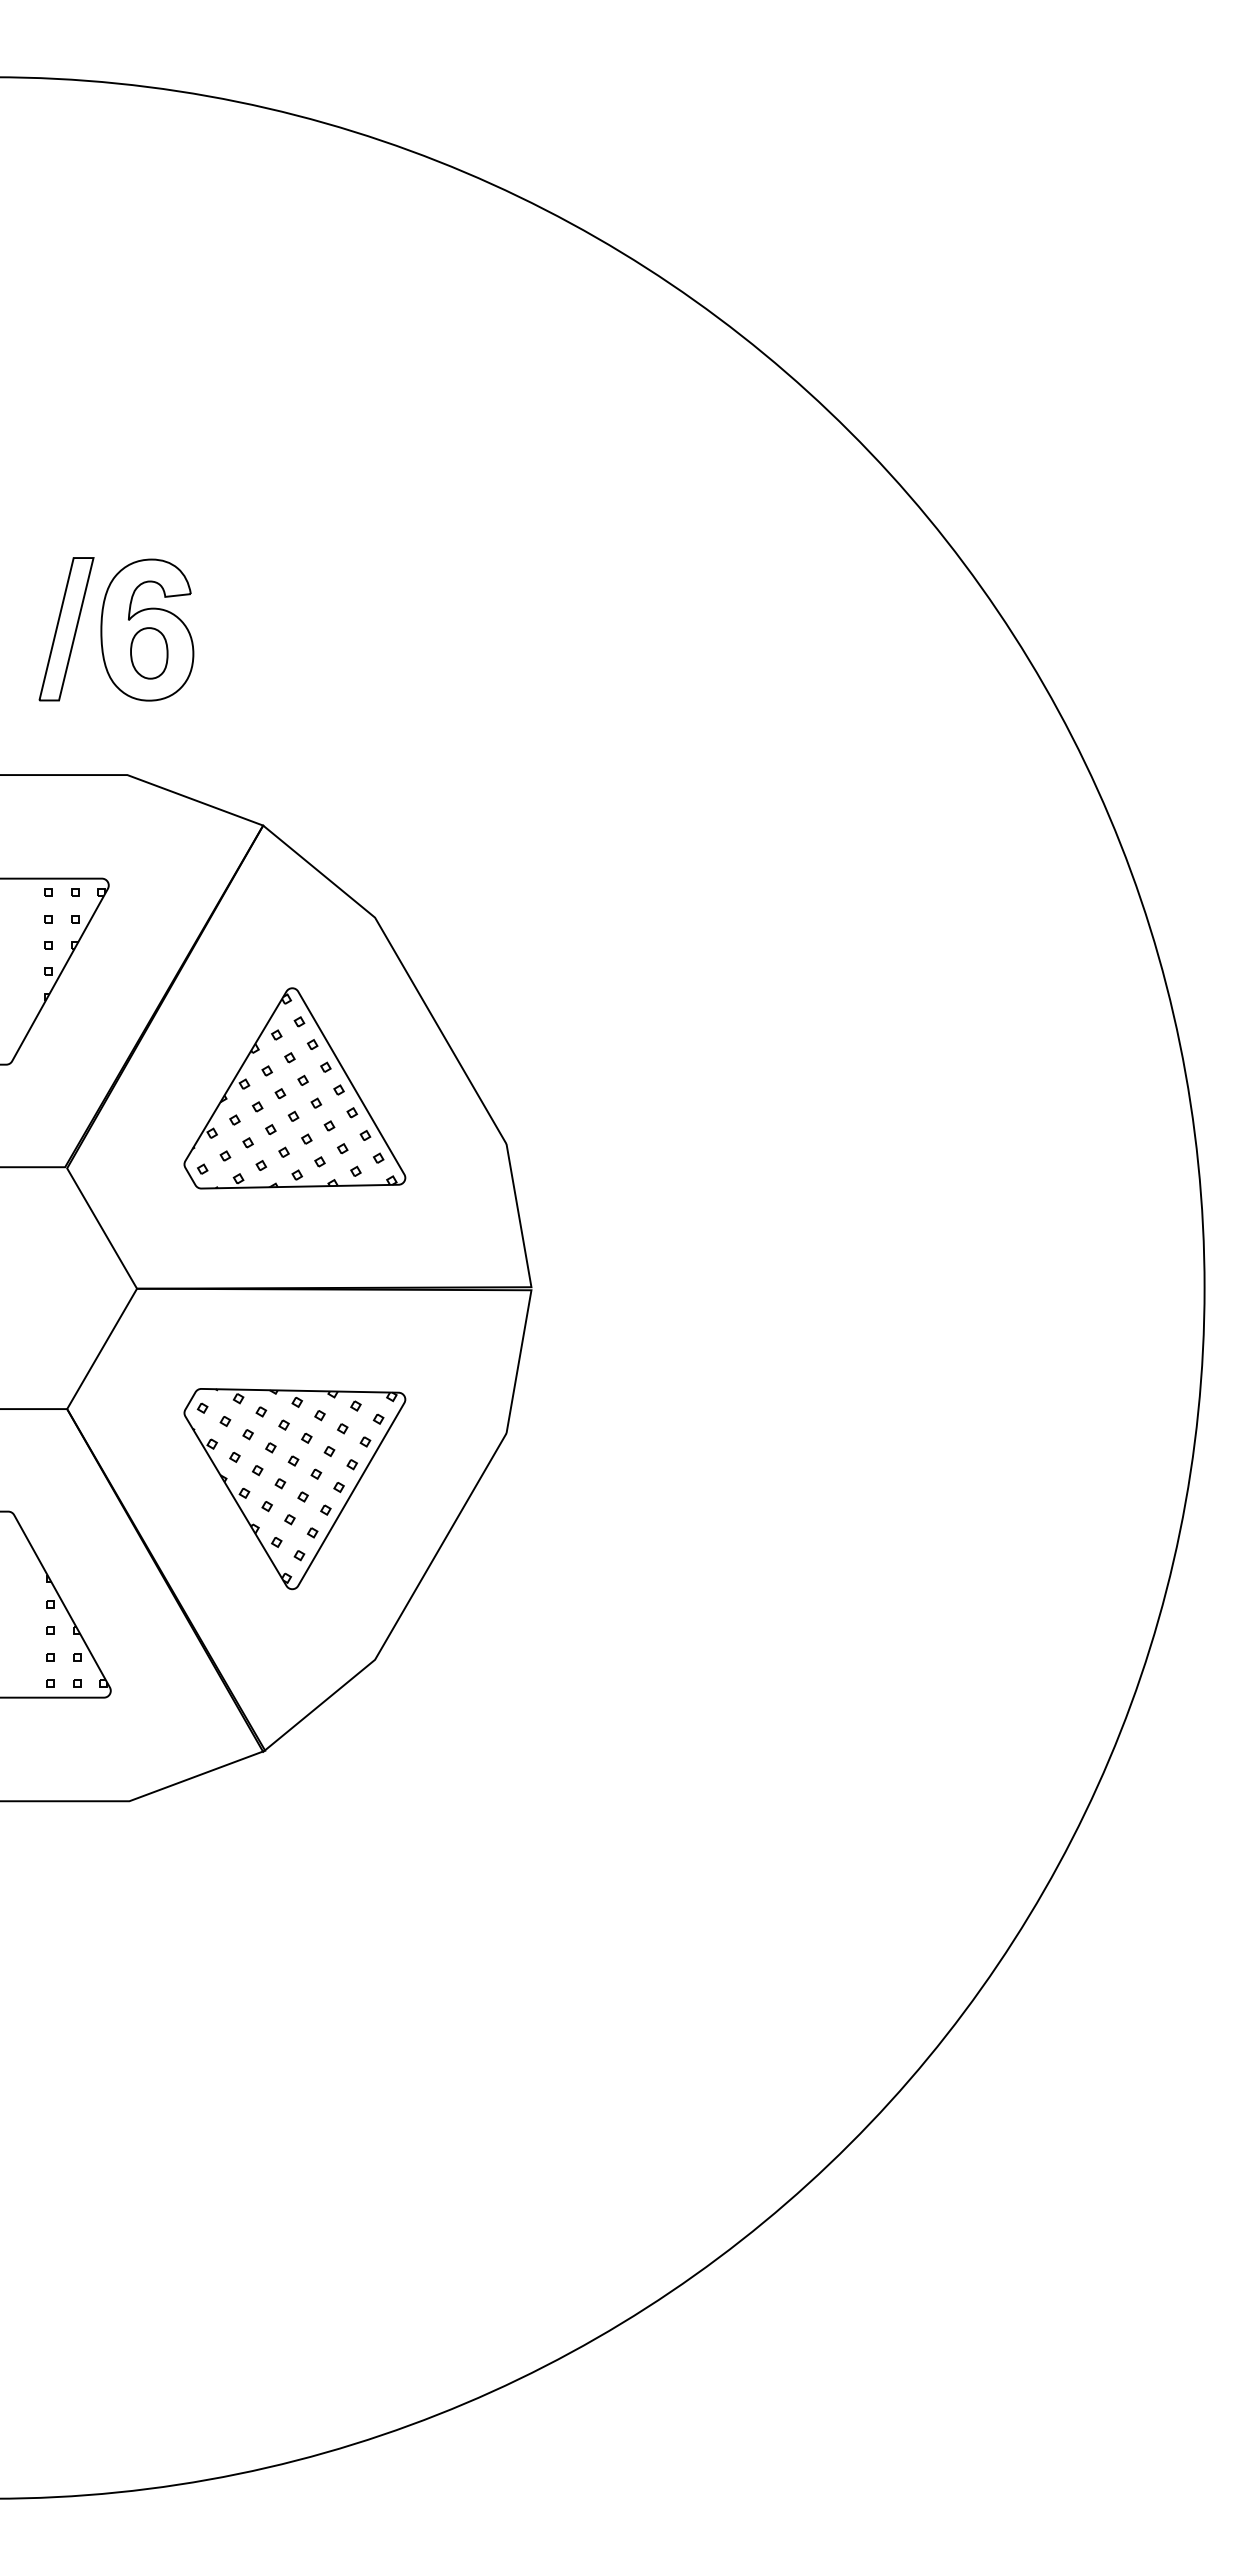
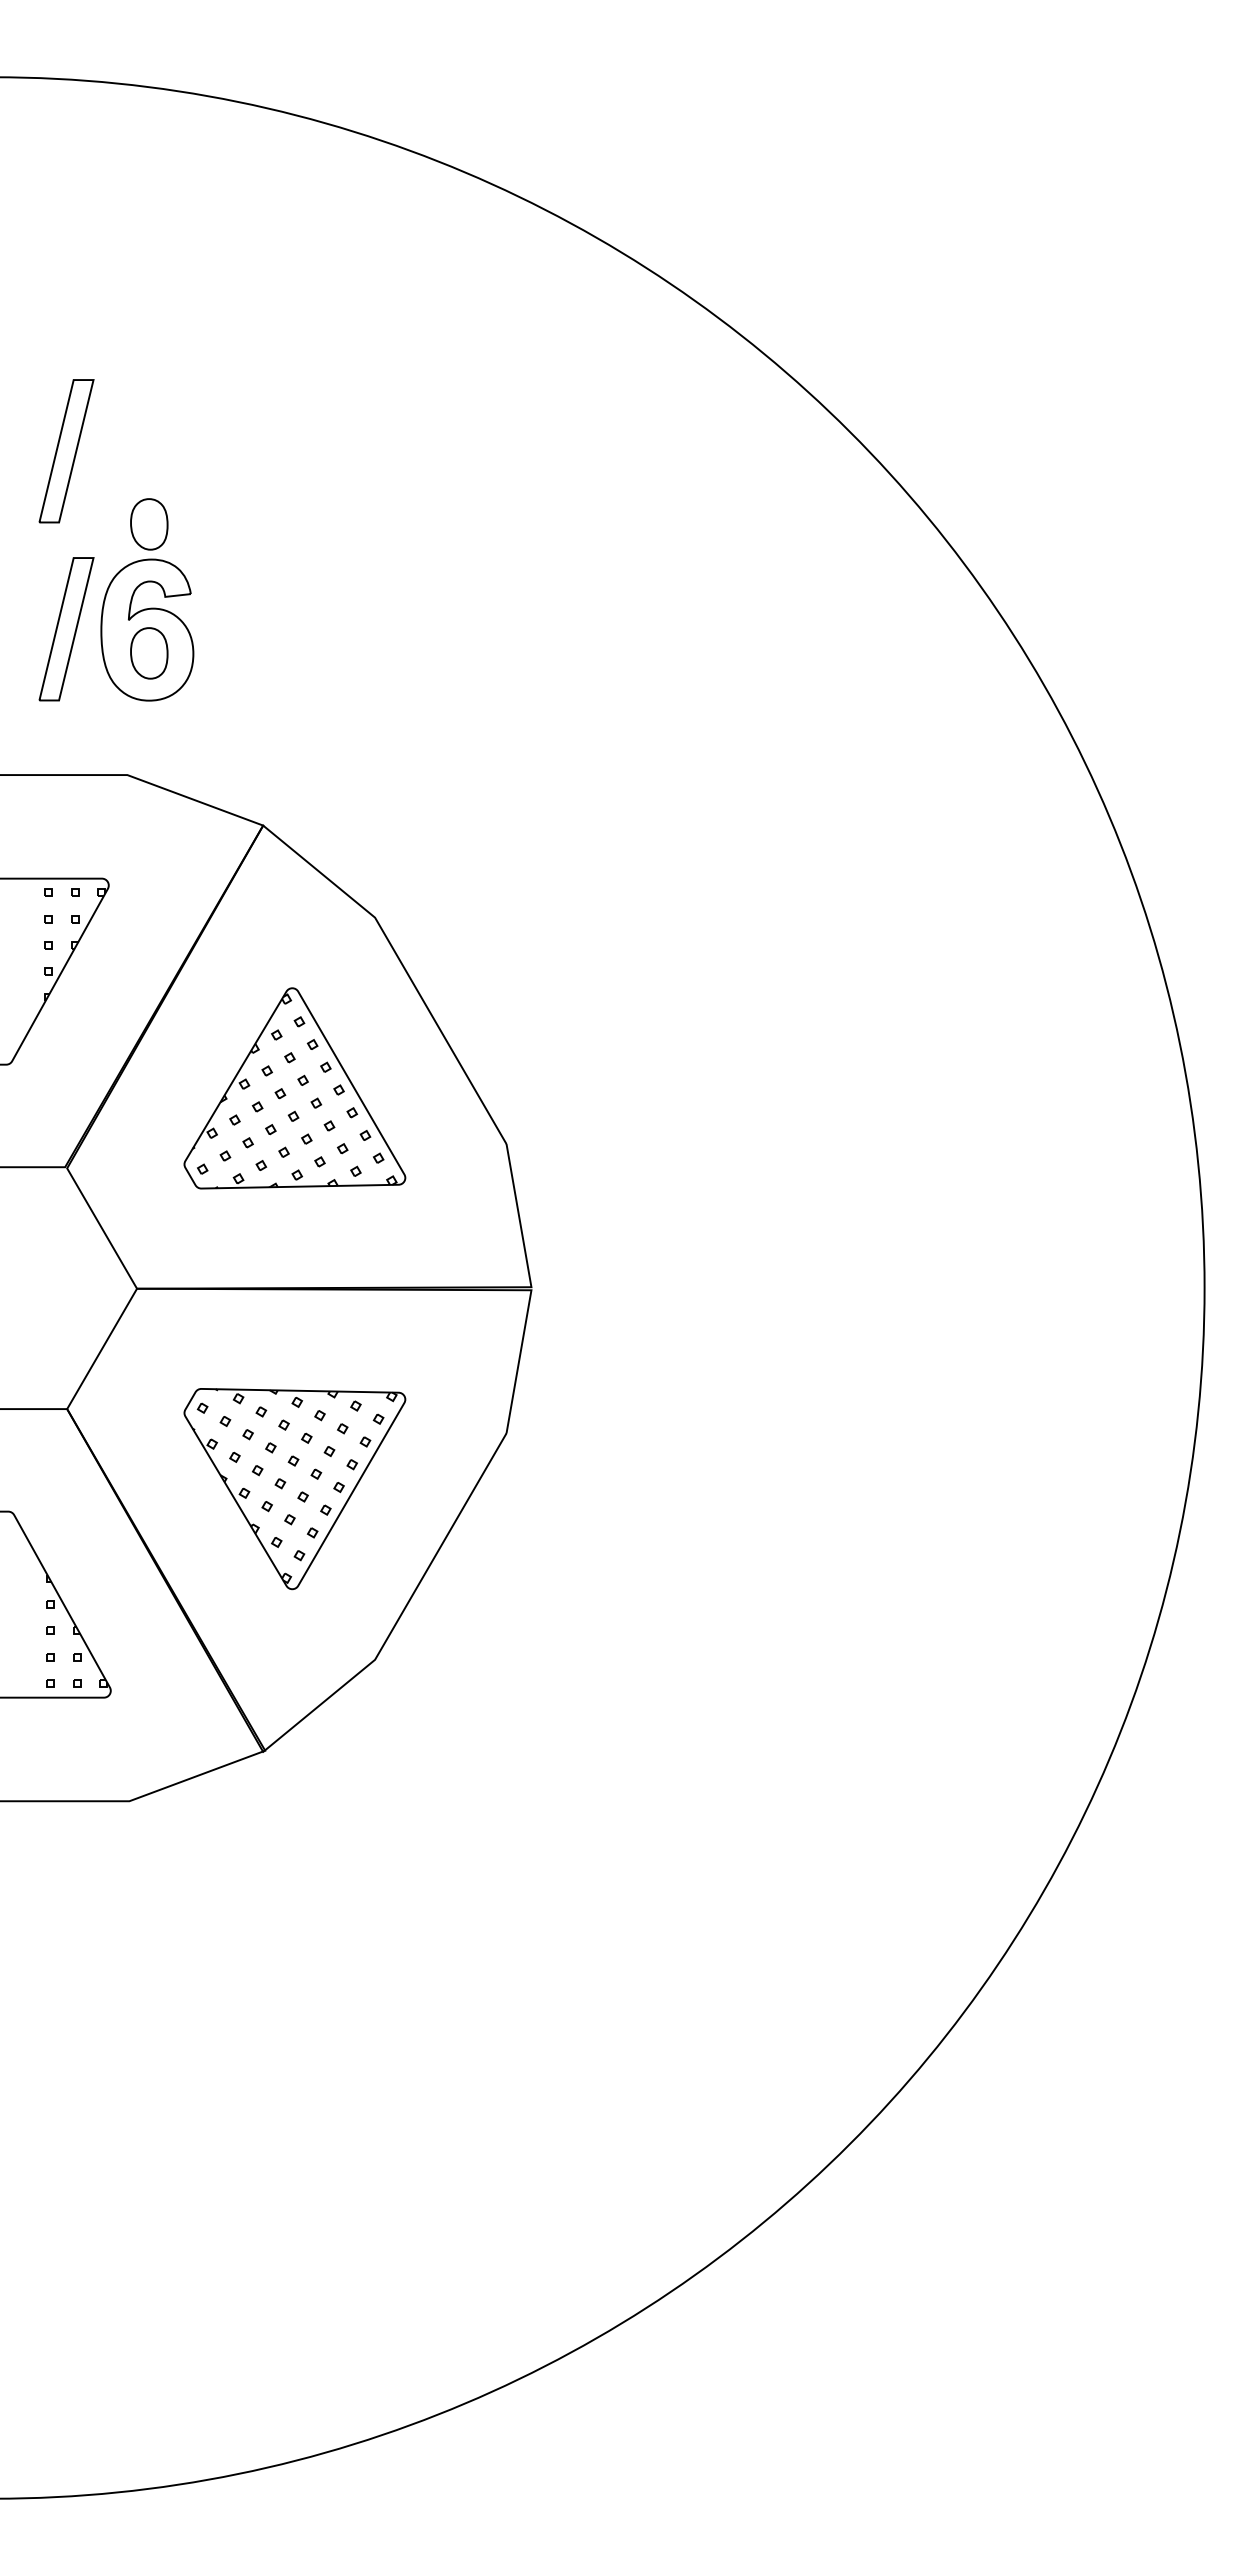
part: none -> present (66, 451)
part: none -> present (149, 524)
